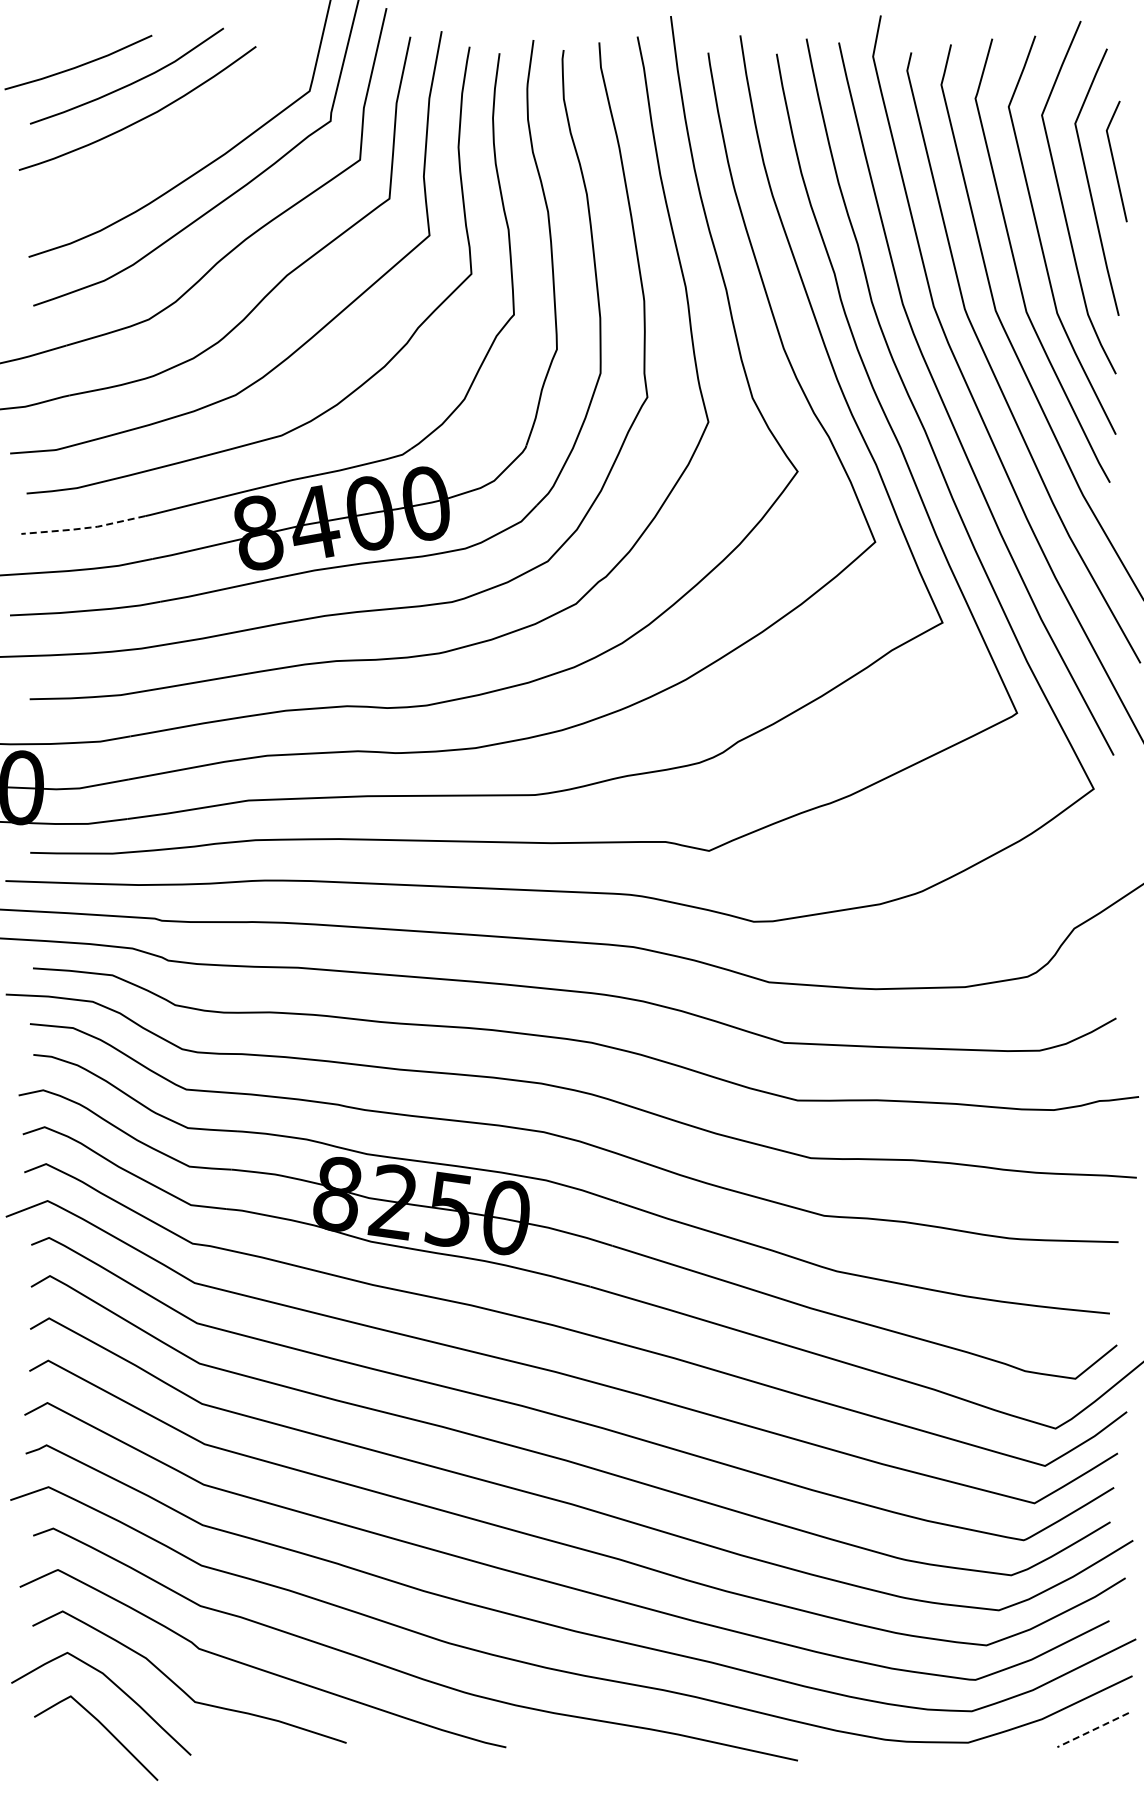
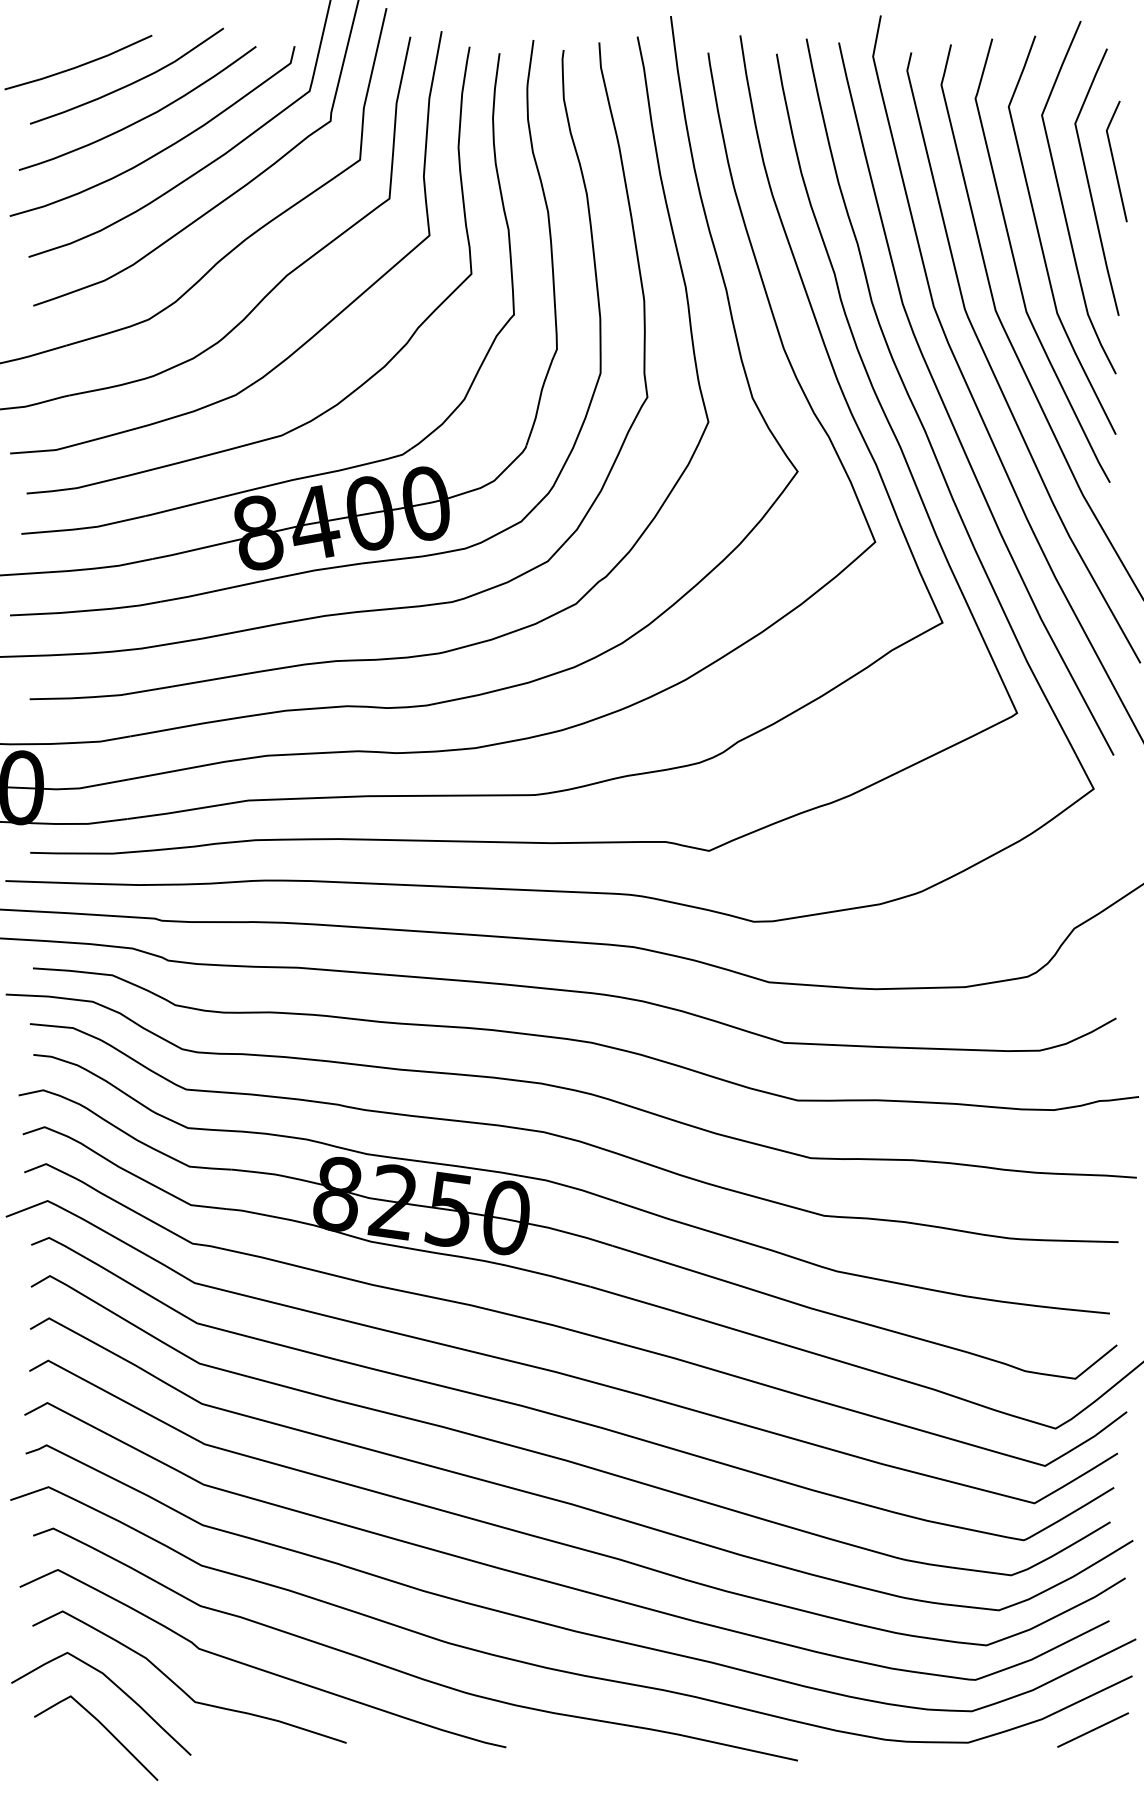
curve: none -> present (162, 149)
line: dashed -> solid (83, 528)
line: dashed -> solid (1093, 1729)
